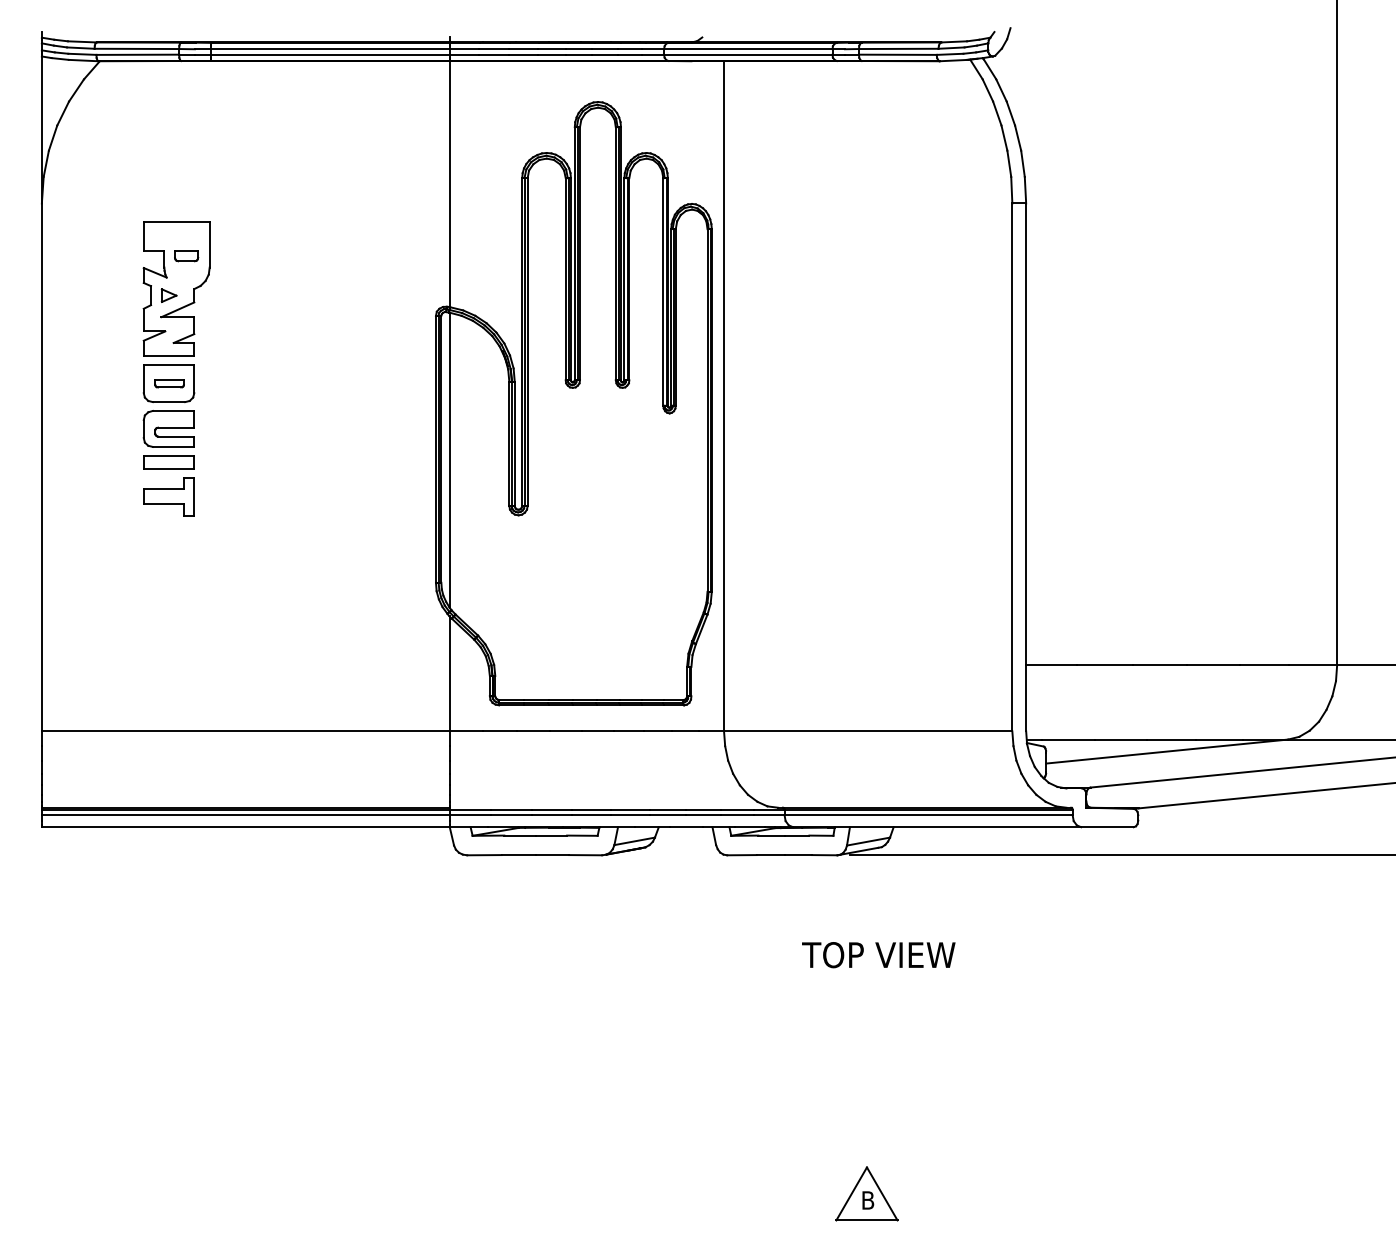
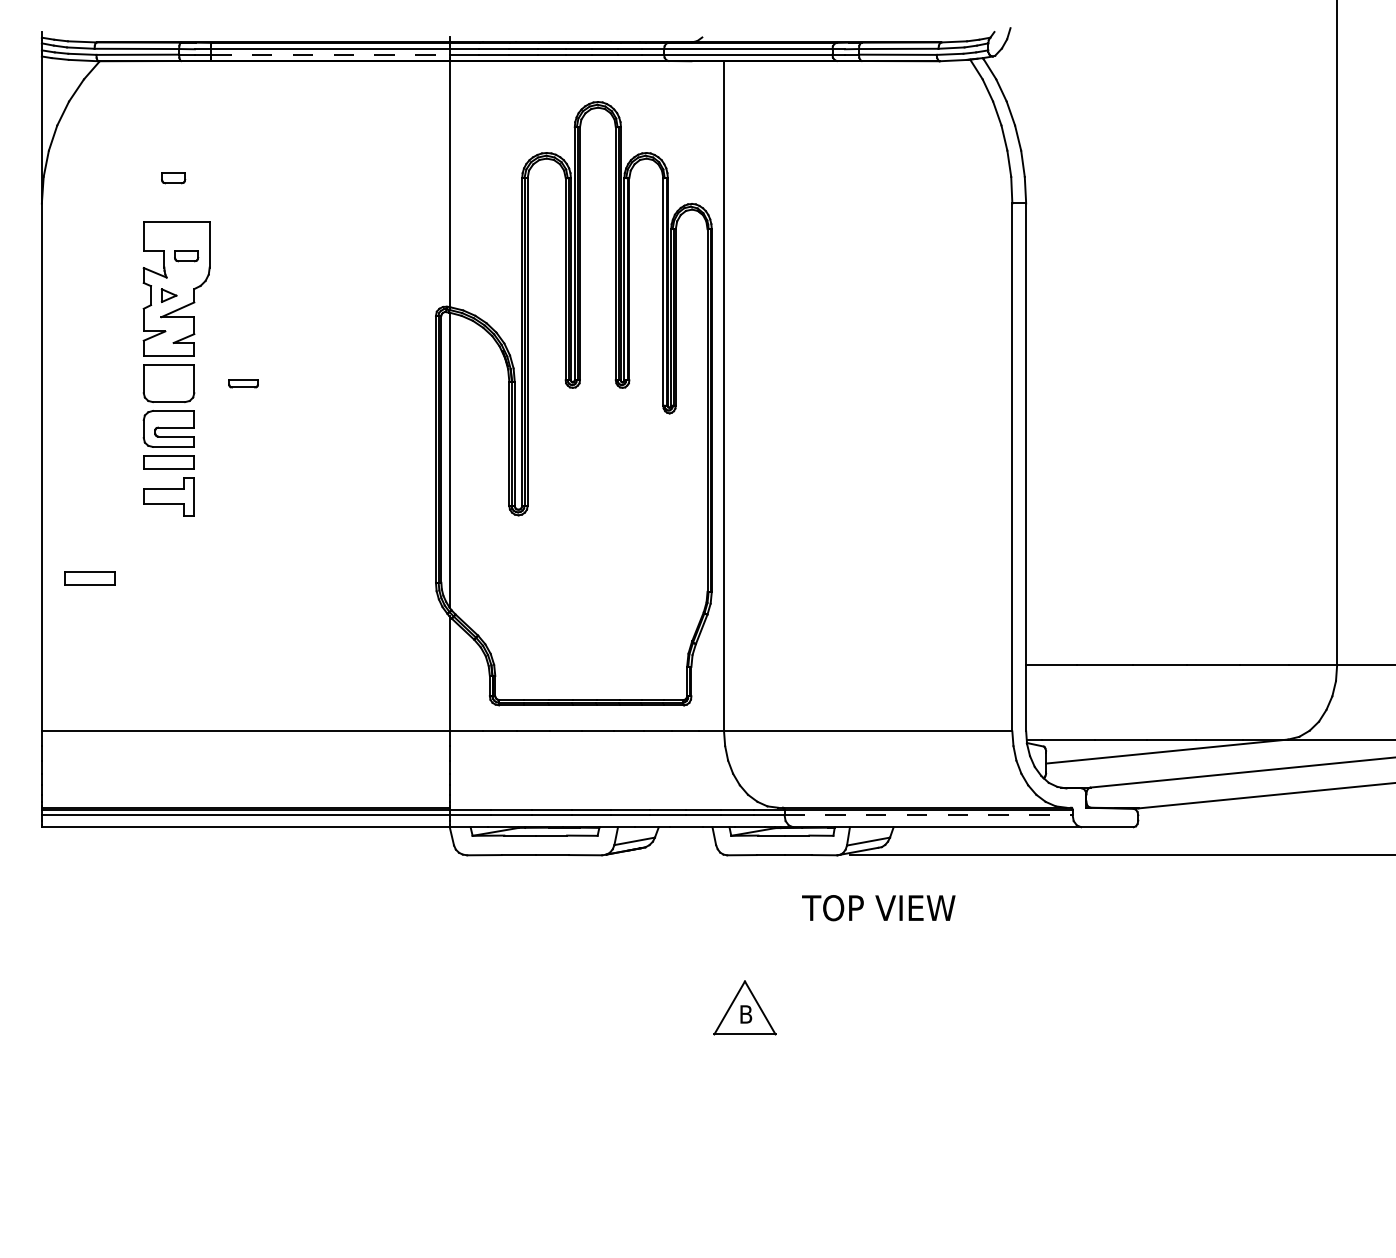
line: solid -> dashed (330, 54)
part: none -> present (173, 178)
part position: (169, 383) -> (243, 383) (243, 383)
part: none -> present (89, 578)
line: solid -> dashed (929, 814)
text position: (878, 955) -> (878, 908) (878, 908)
part position: (866, 1193) -> (744, 1007) (744, 1007)
